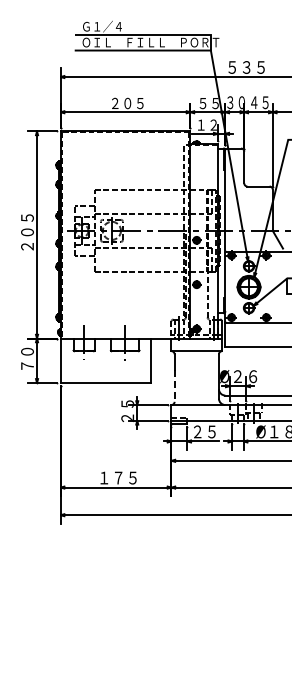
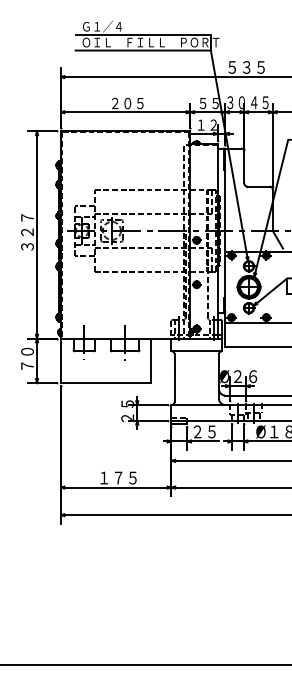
text: ２０５ -> ３２７ (27, 232)
line: dashed -> solid (174, 386)
line: none -> present (145, 665)
